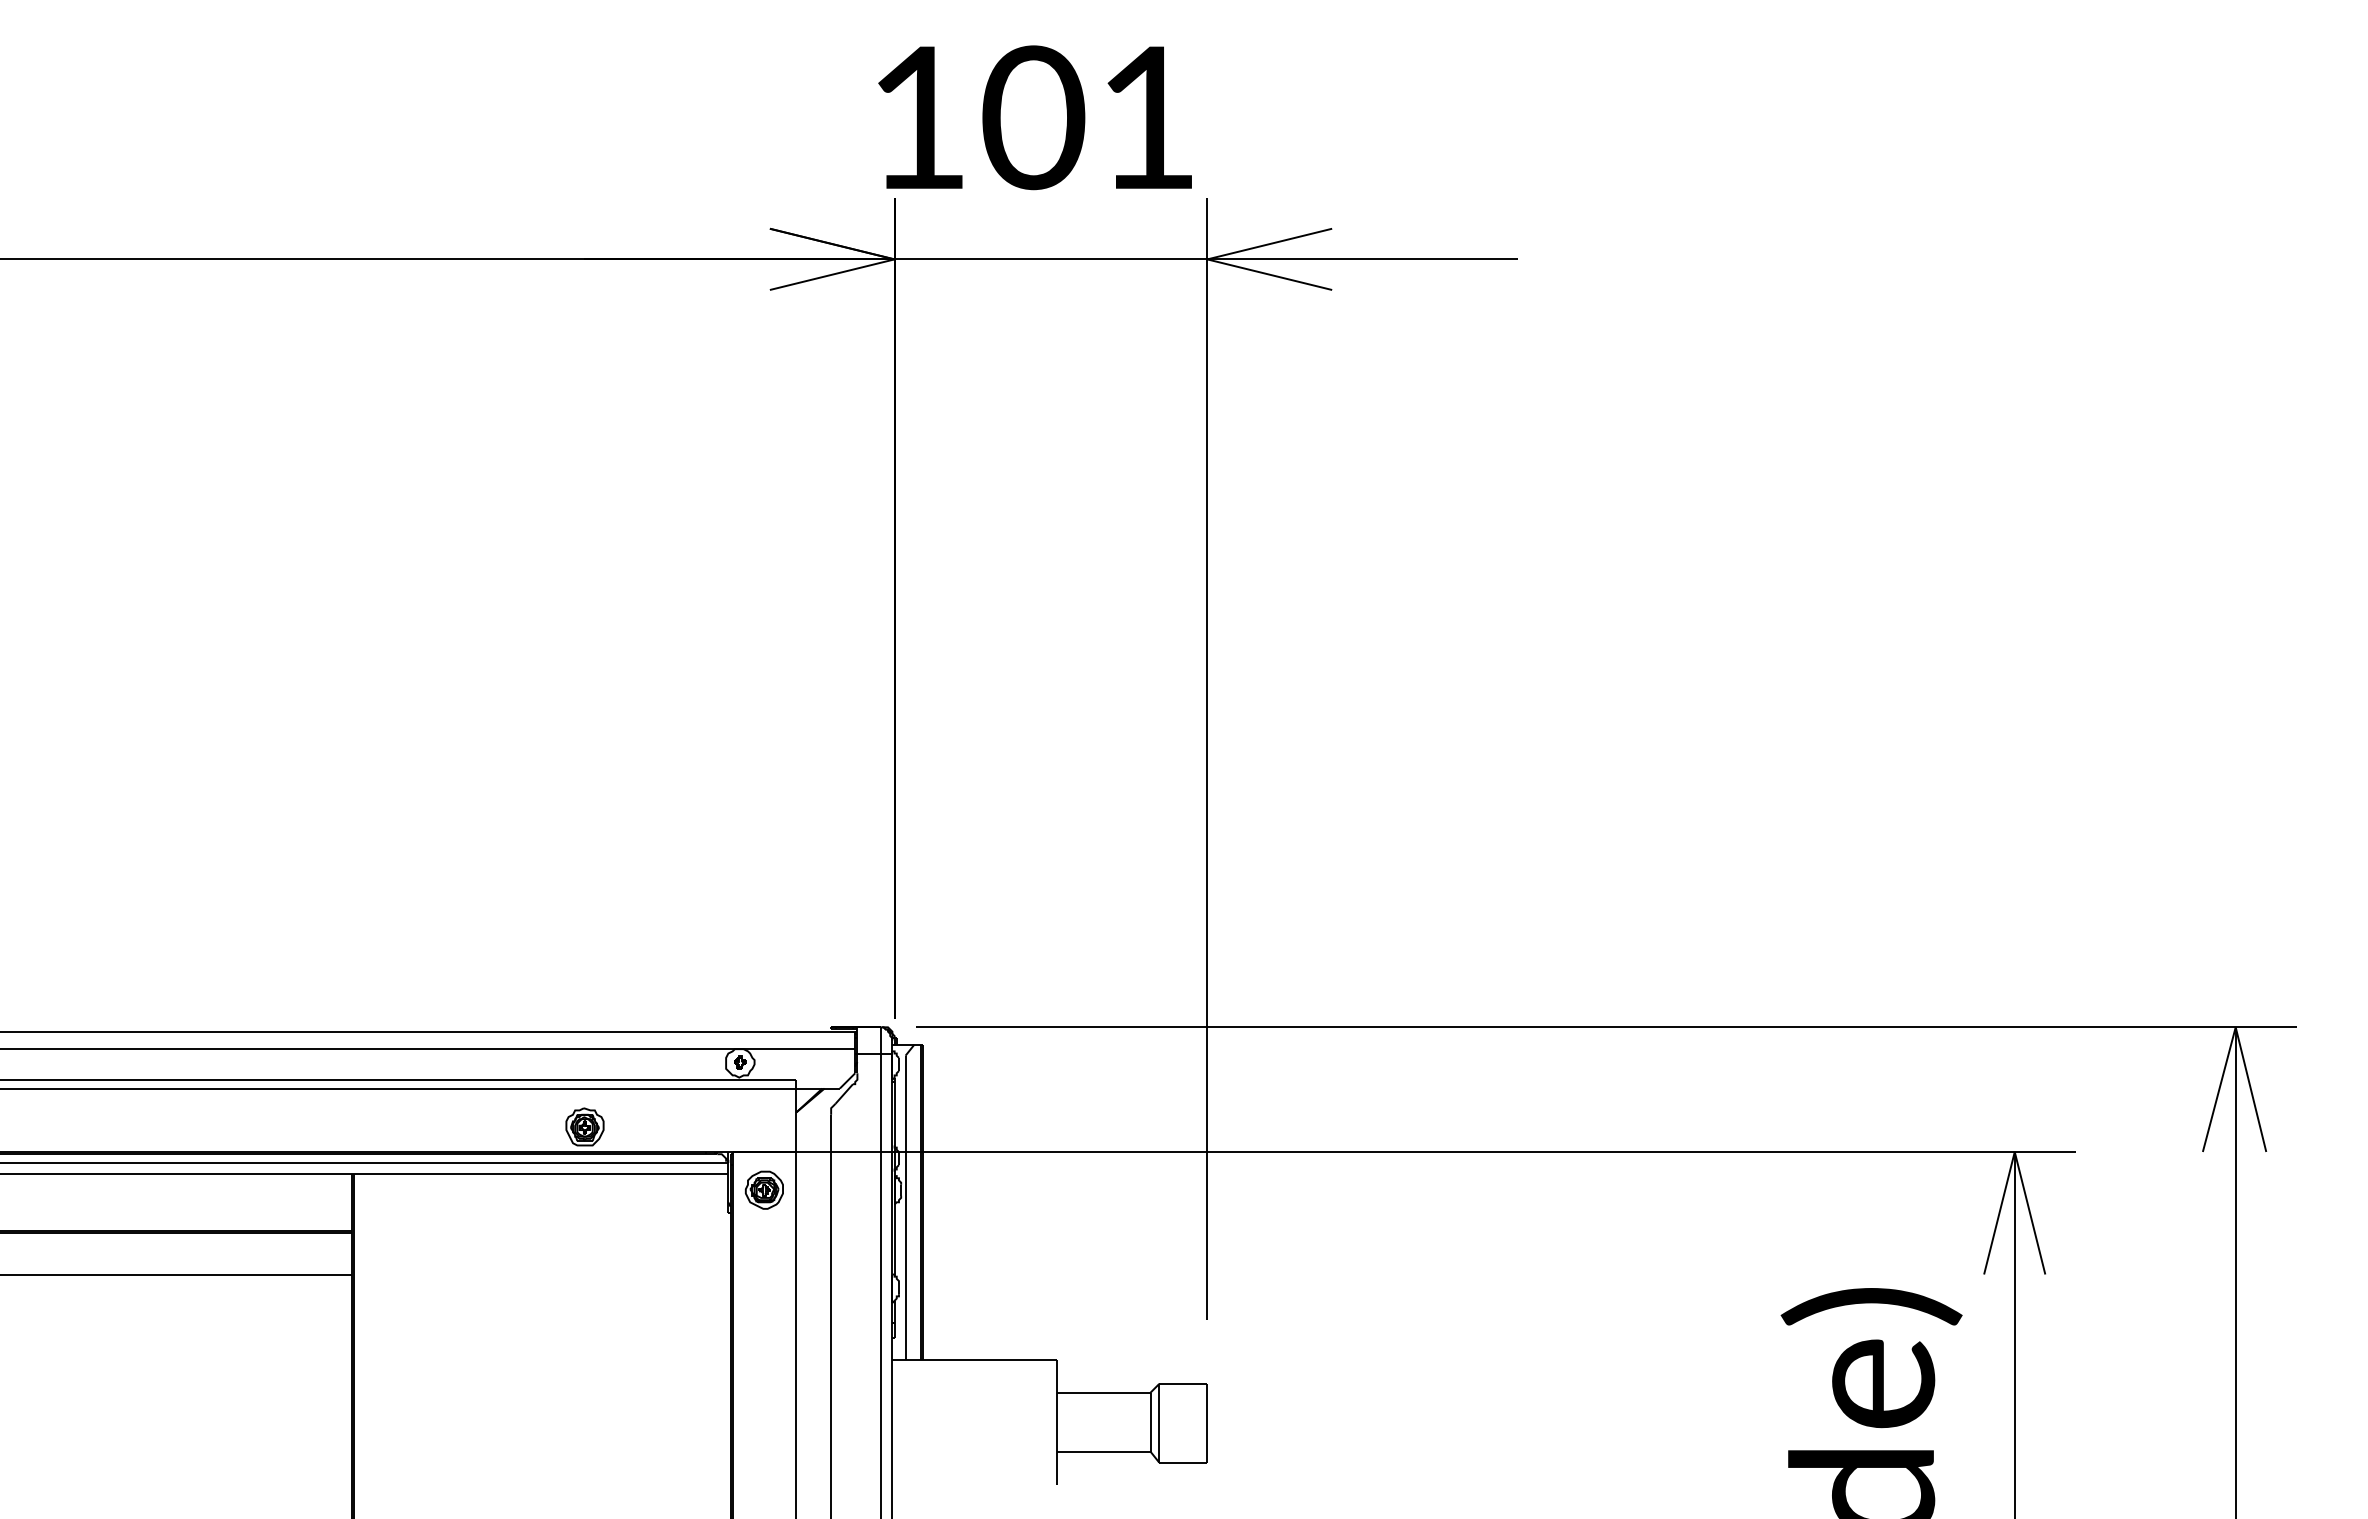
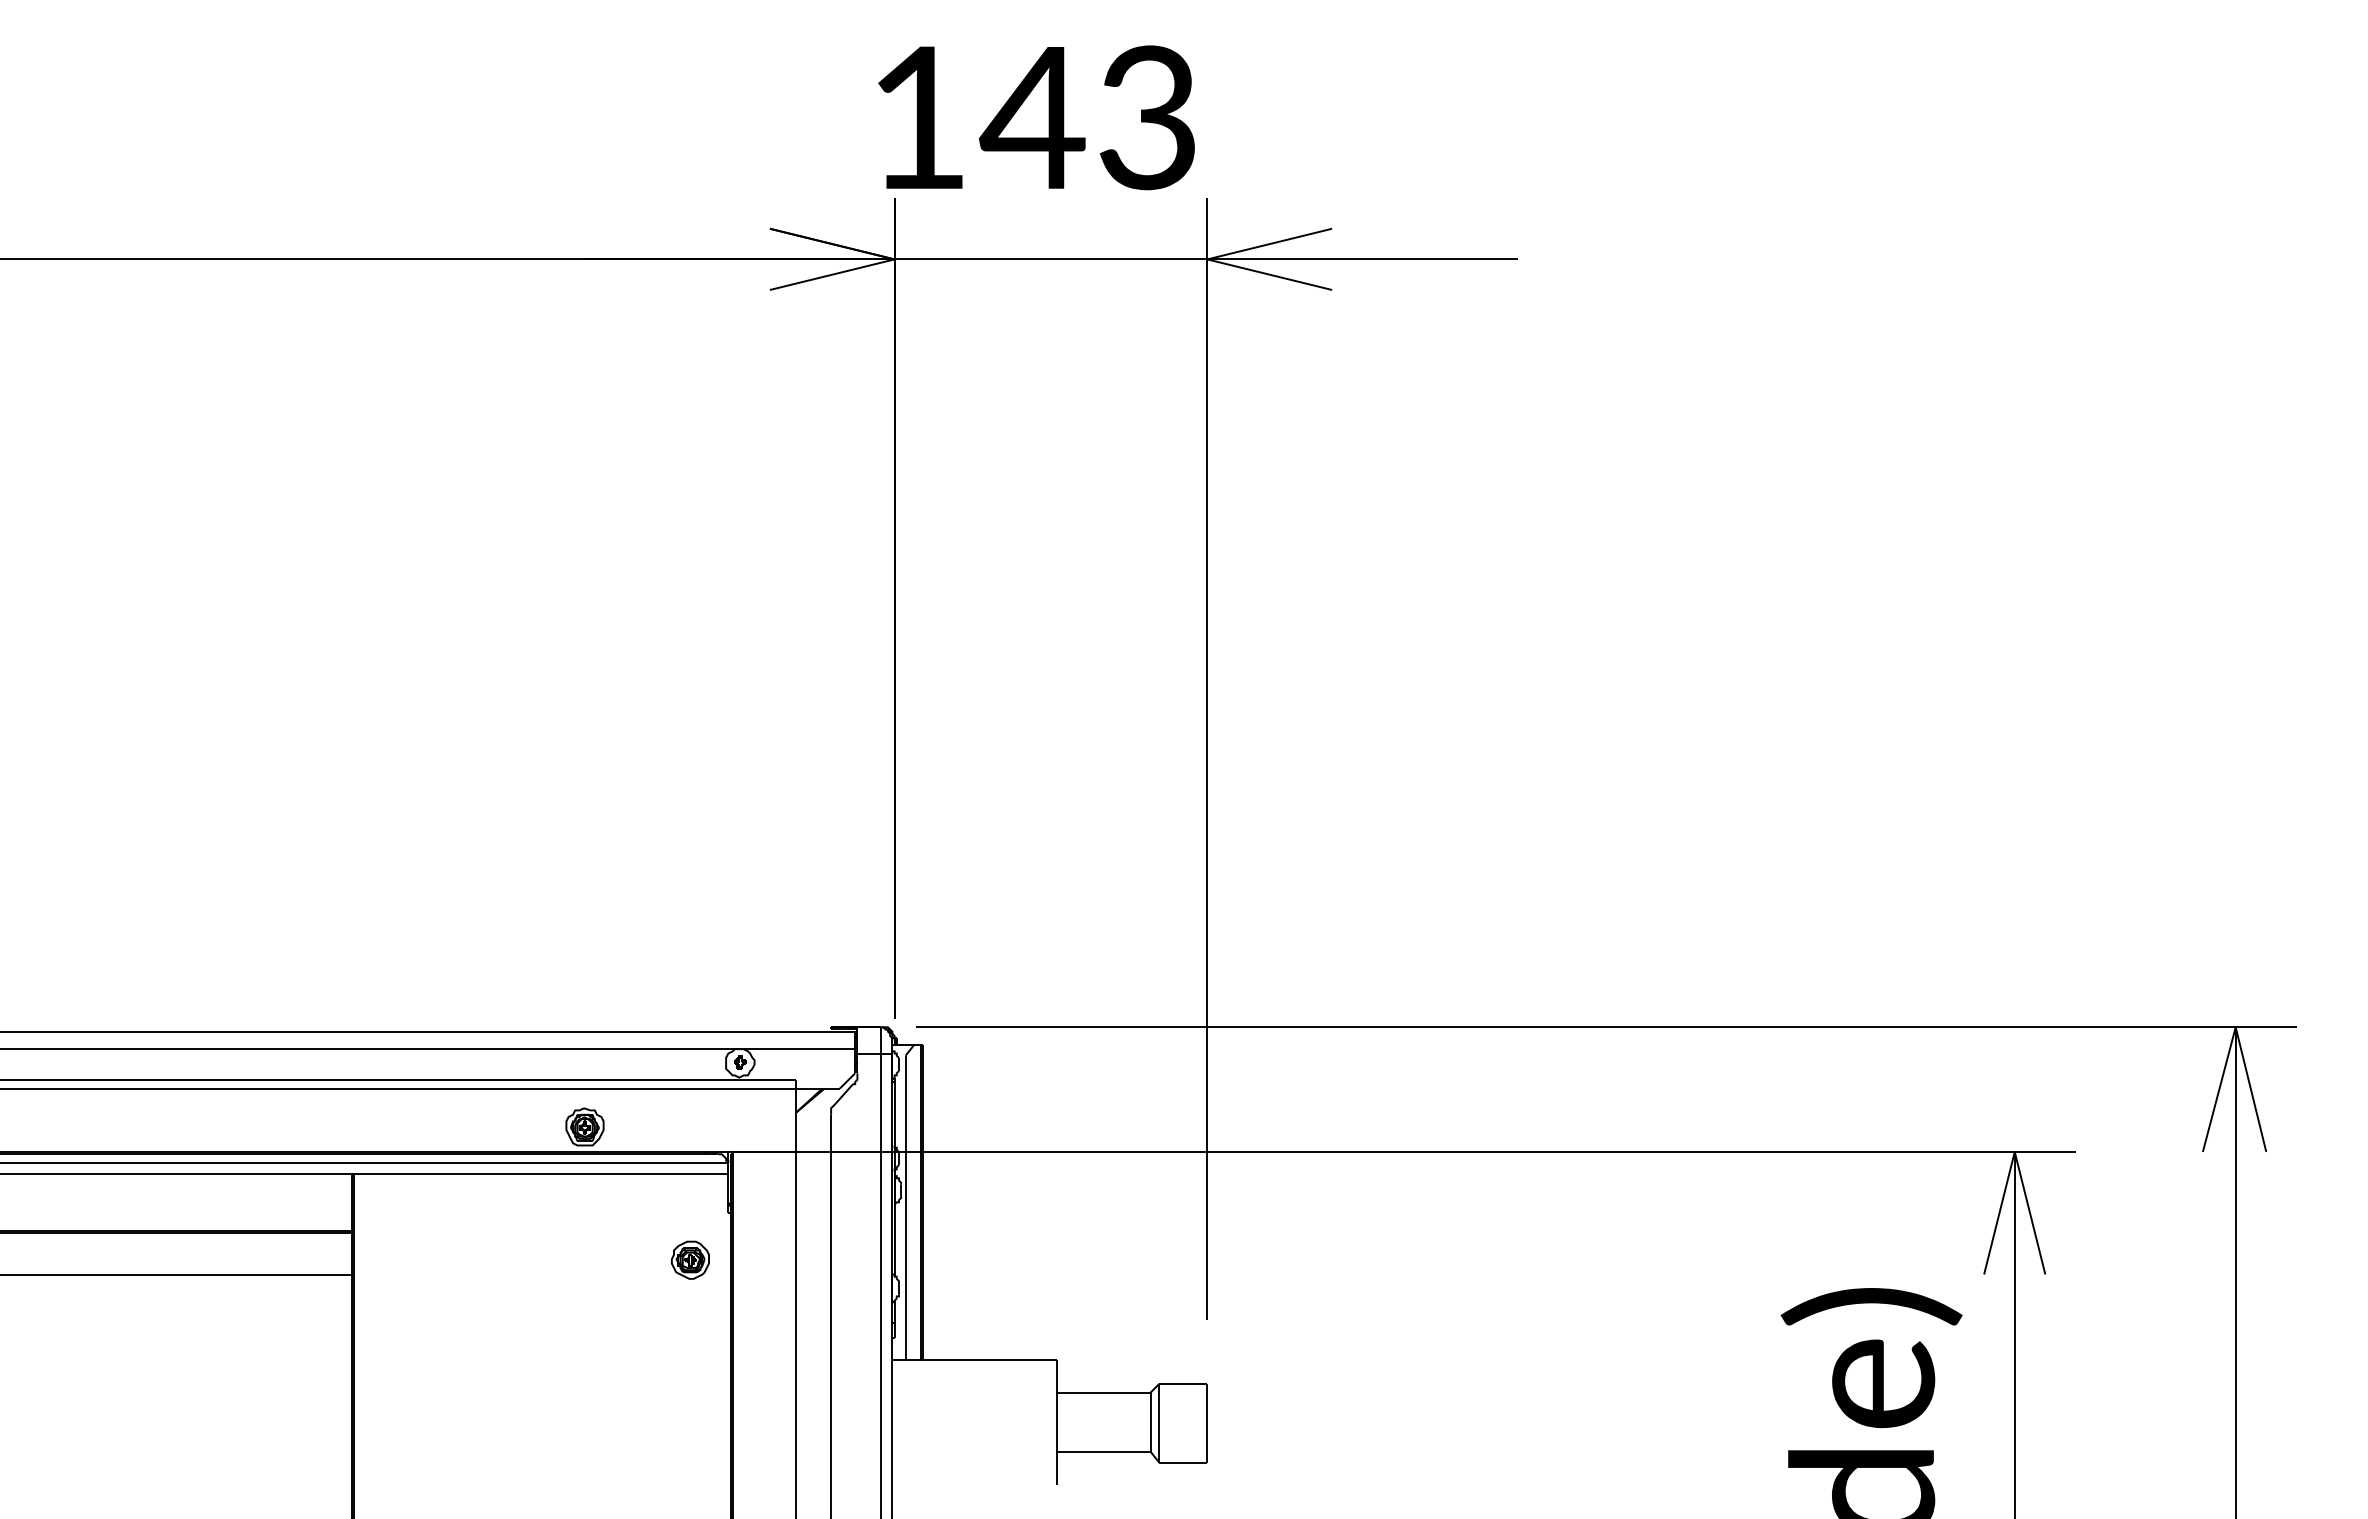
text: 101 -> 143 (1086, 117)
part position: (763, 1189) -> (689, 1259) (689, 1259)
